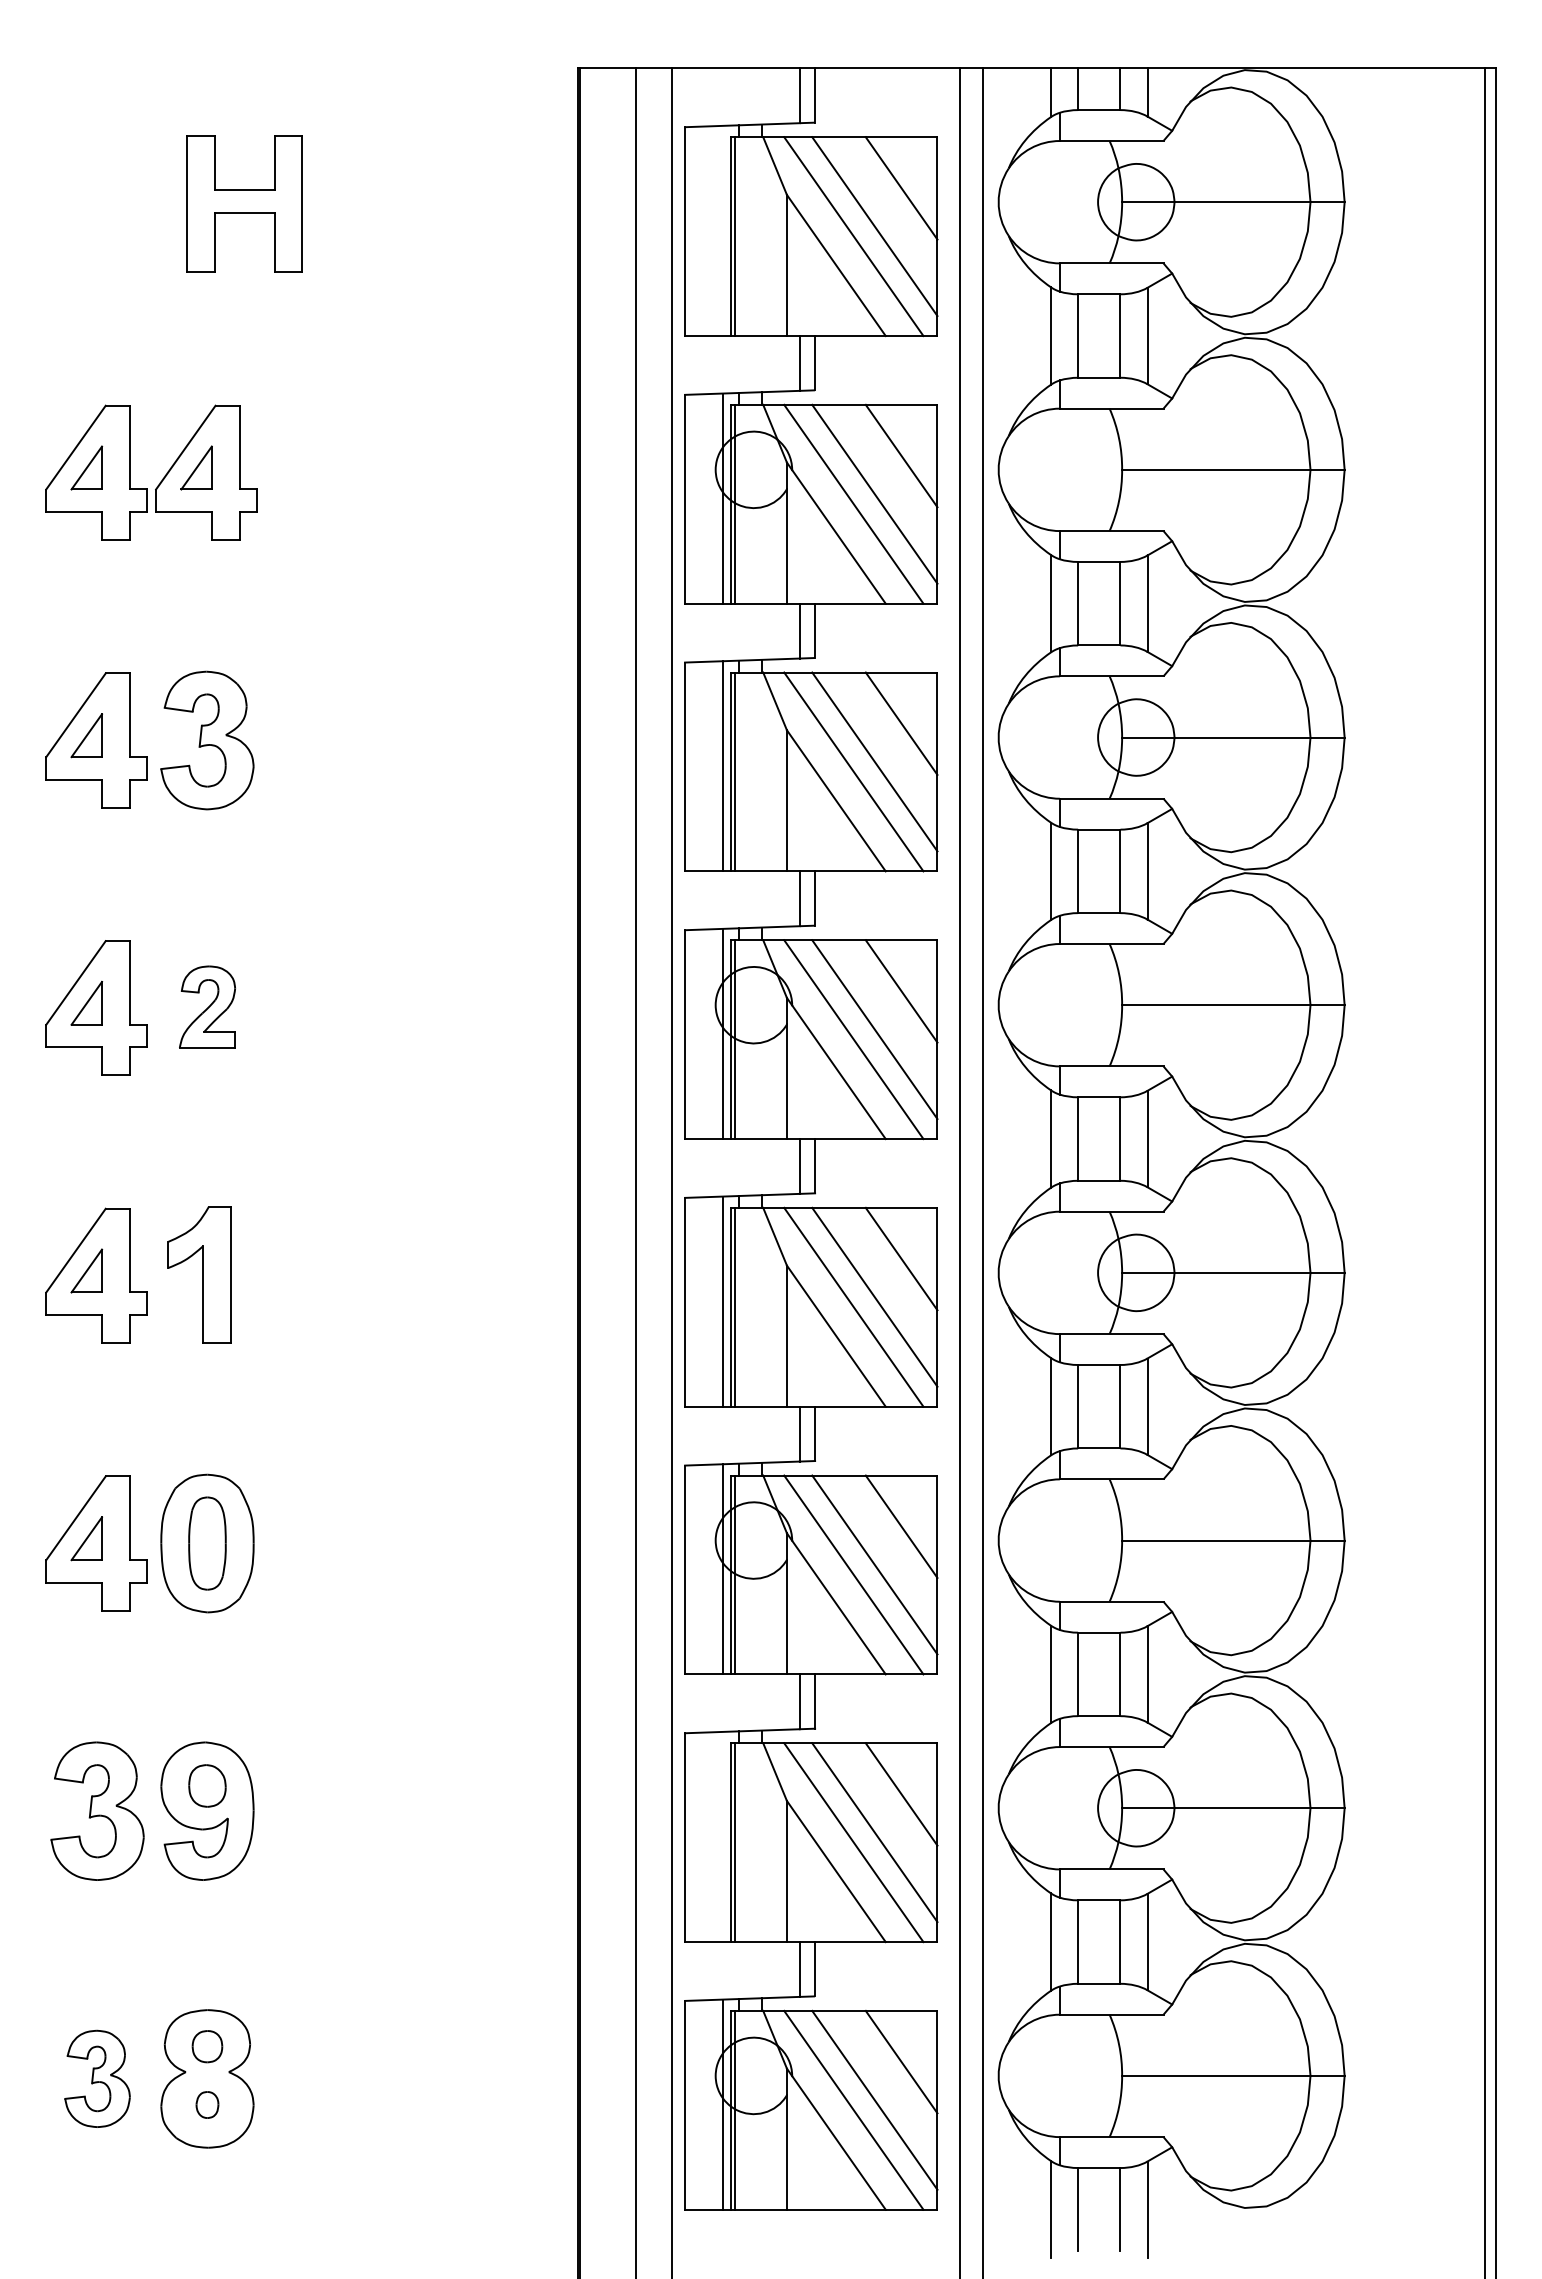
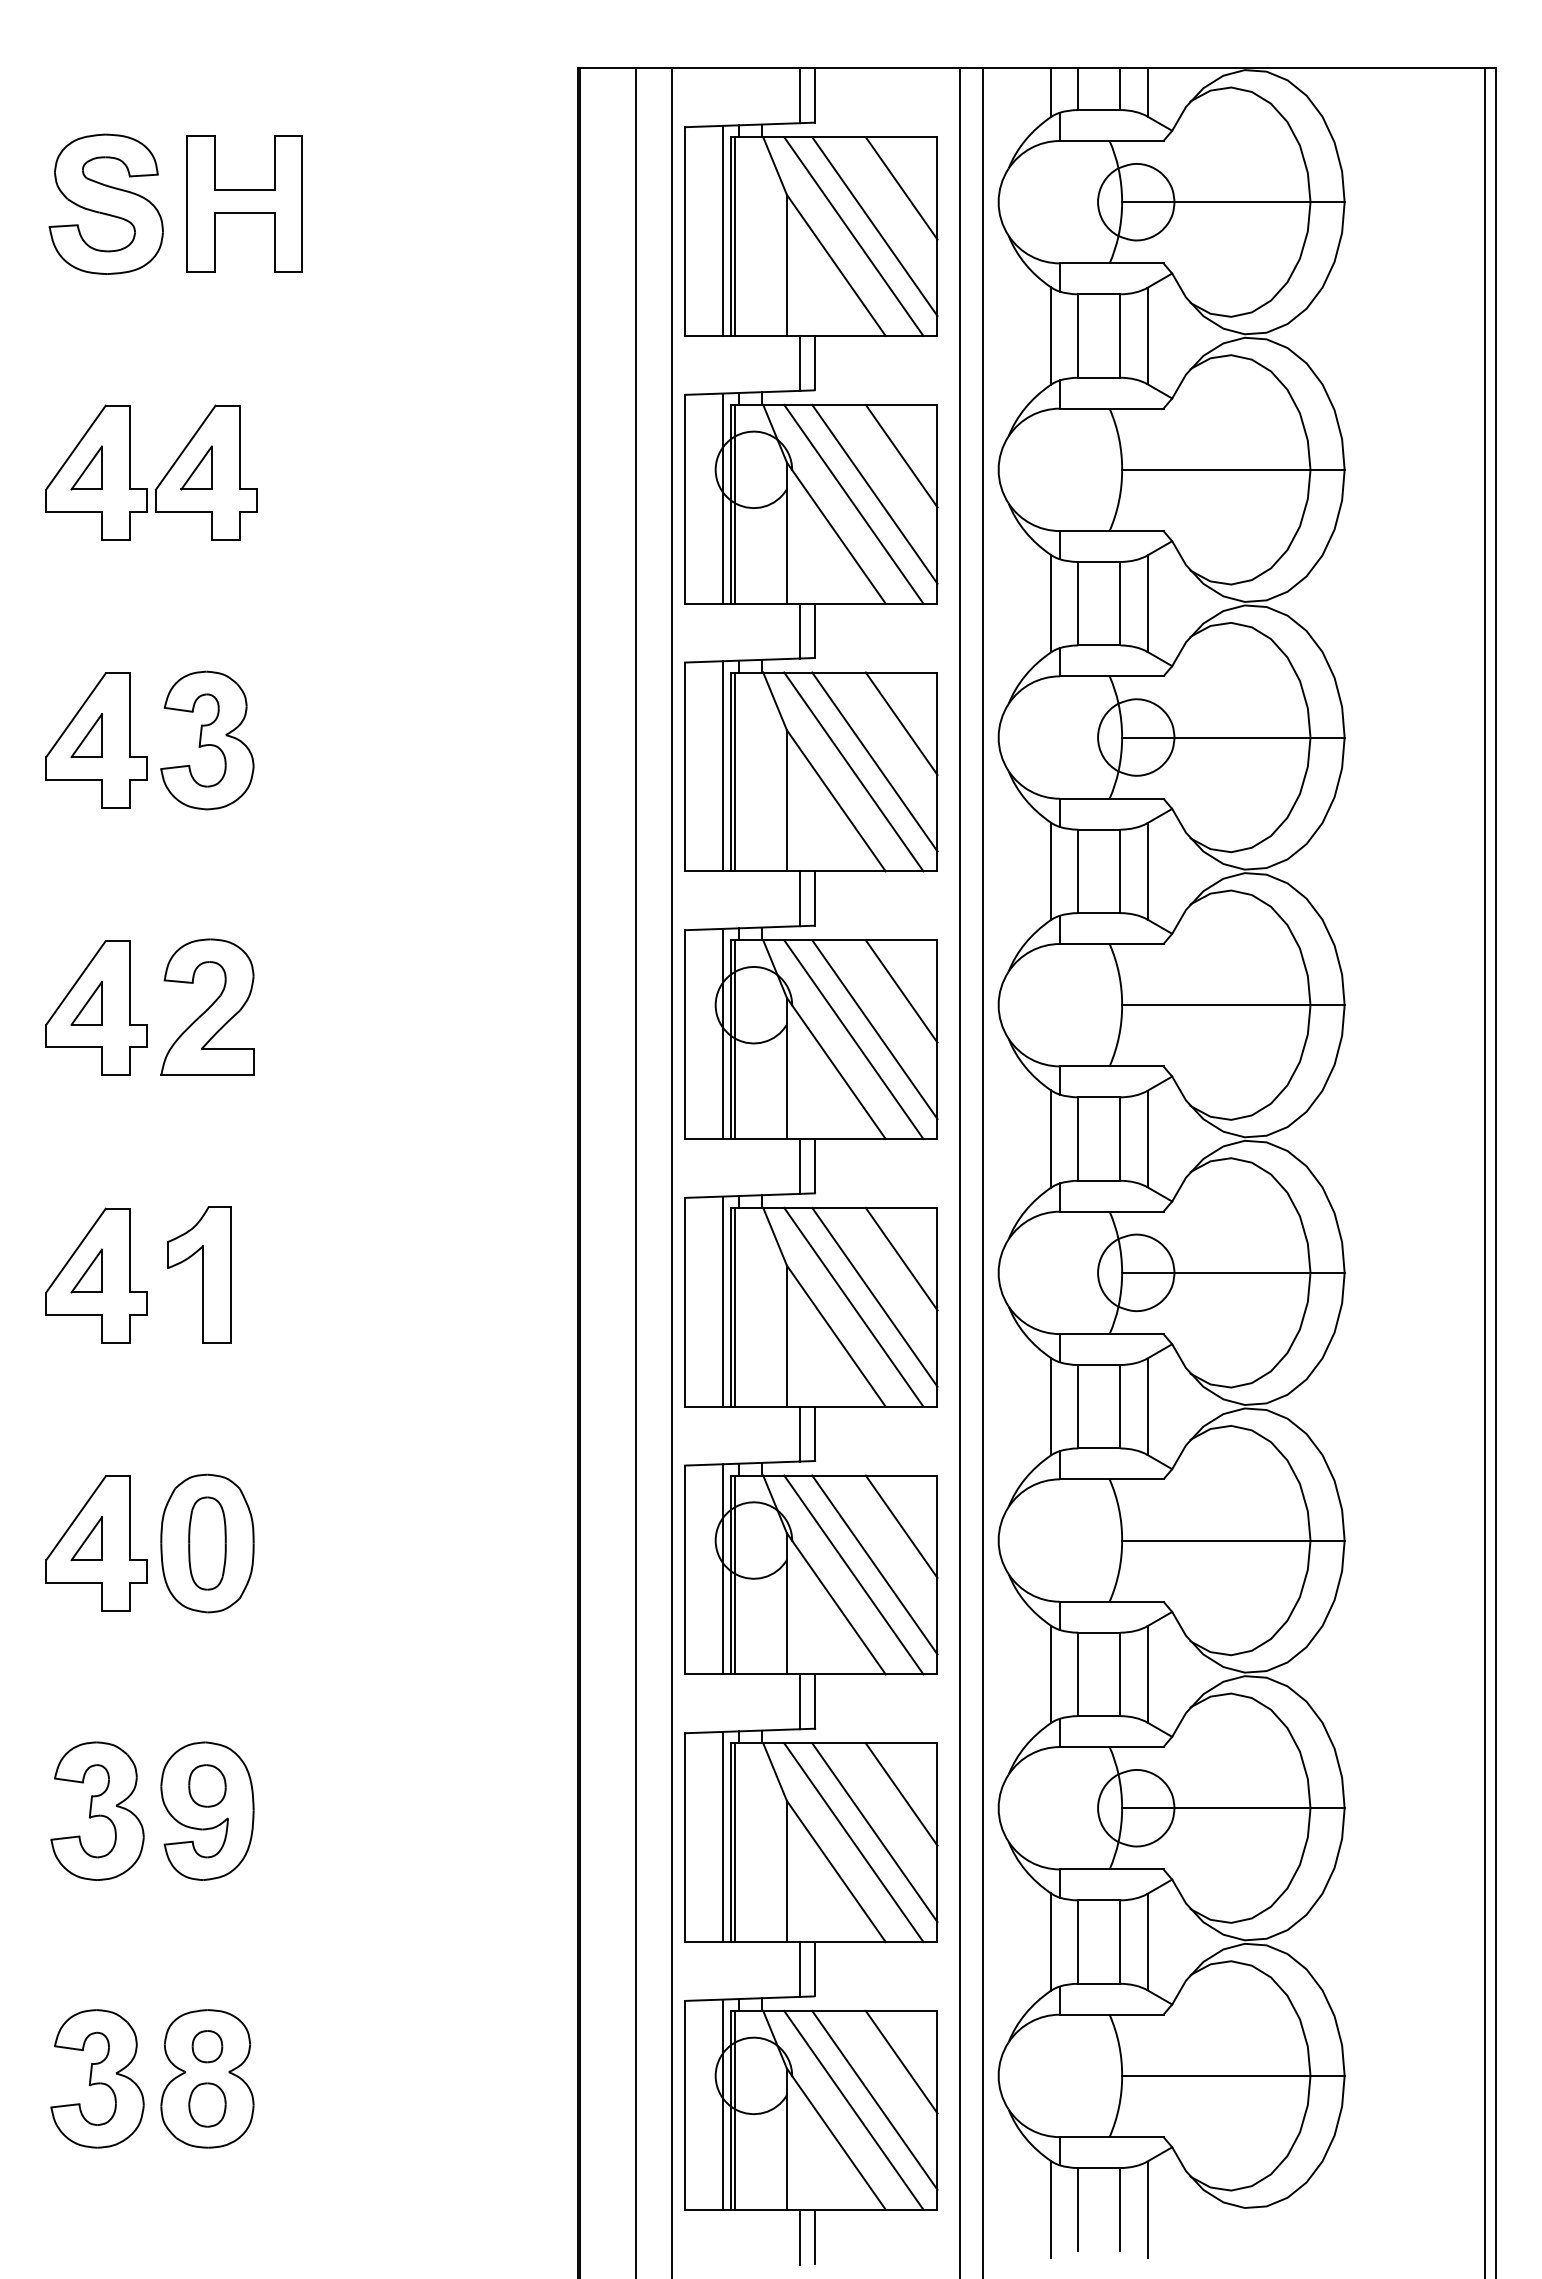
part: none -> present (105, 203)
line: none -> present (723, 230)
part size: 57x84 px -> 95x138 px (207, 1006)
line: none -> present (723, 1836)
part size: 67x99 px -> 95x140 px (97, 2078)
part size: 25x28 px -> 39x46 px (207, 2104)
line: none -> present (799, 2236)
line: none -> present (815, 2236)
